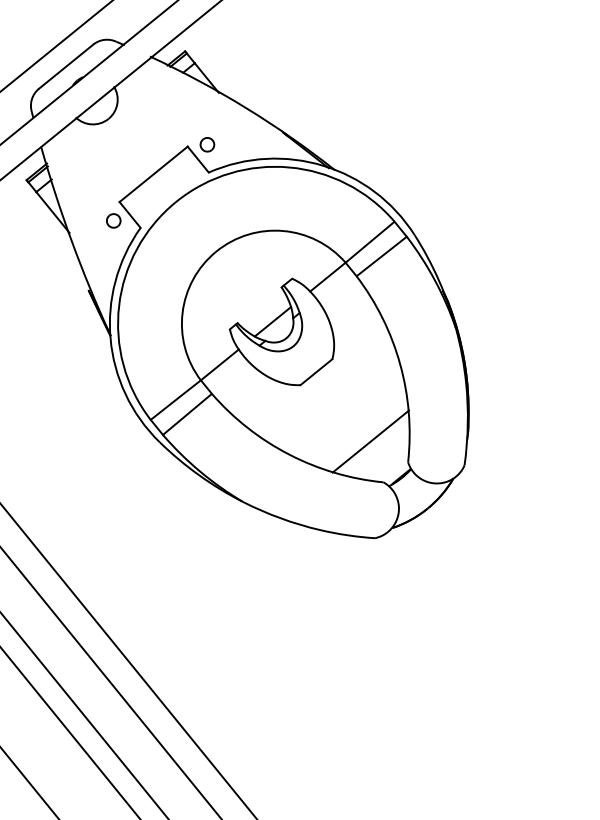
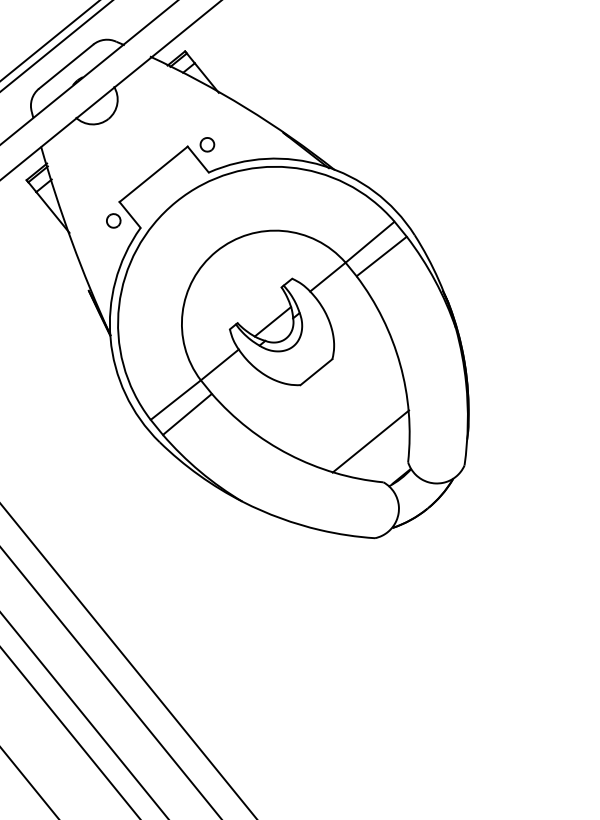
line: none -> present (49, 40)
